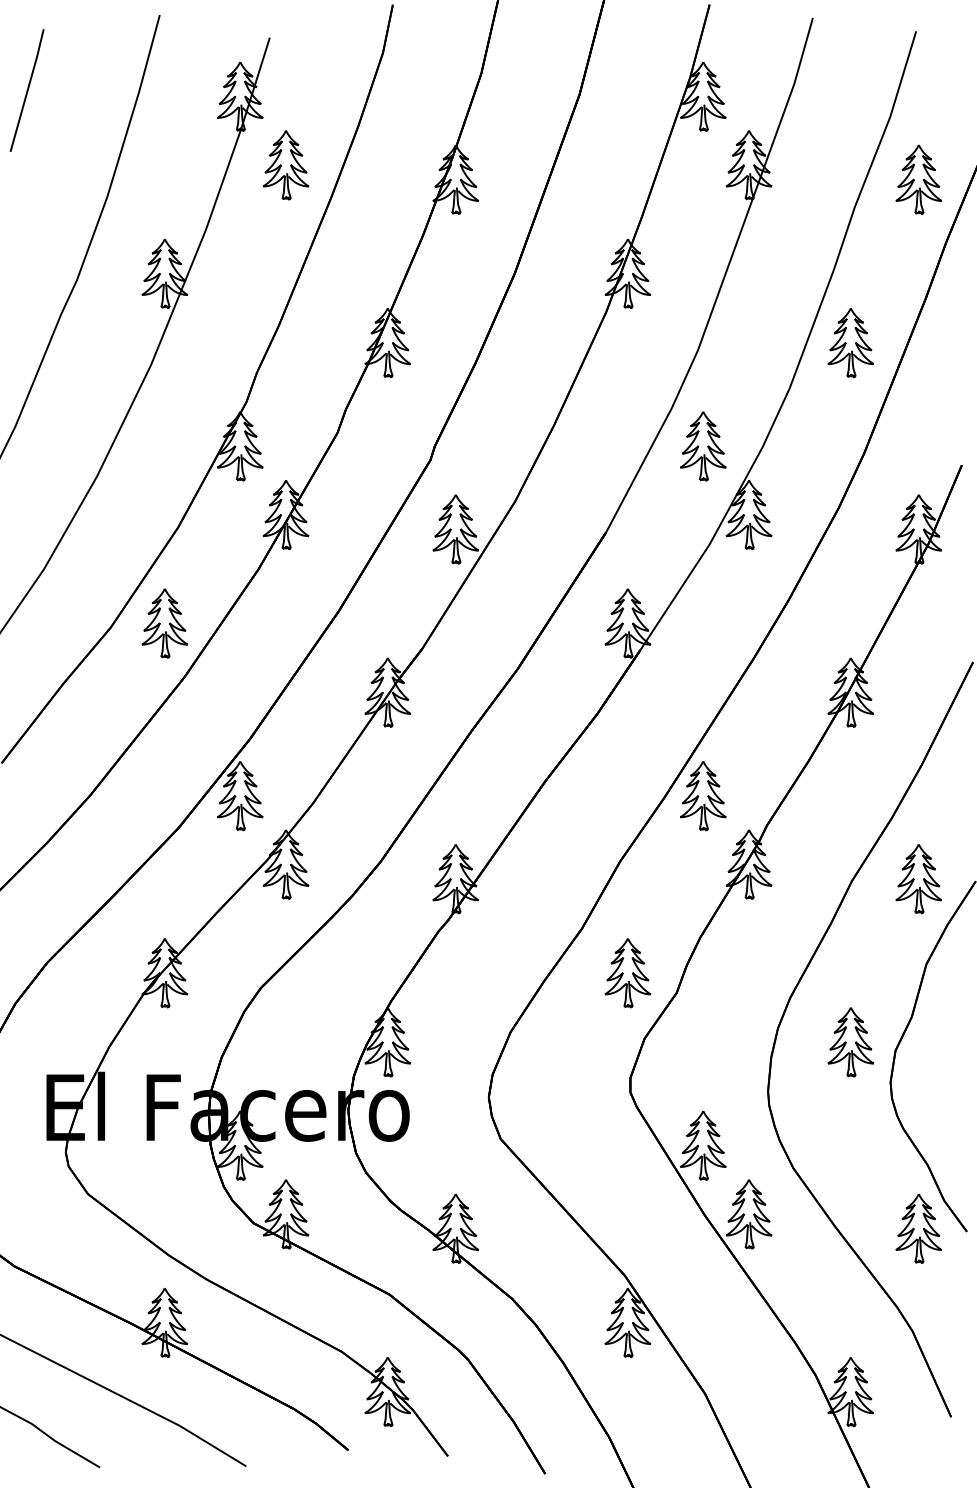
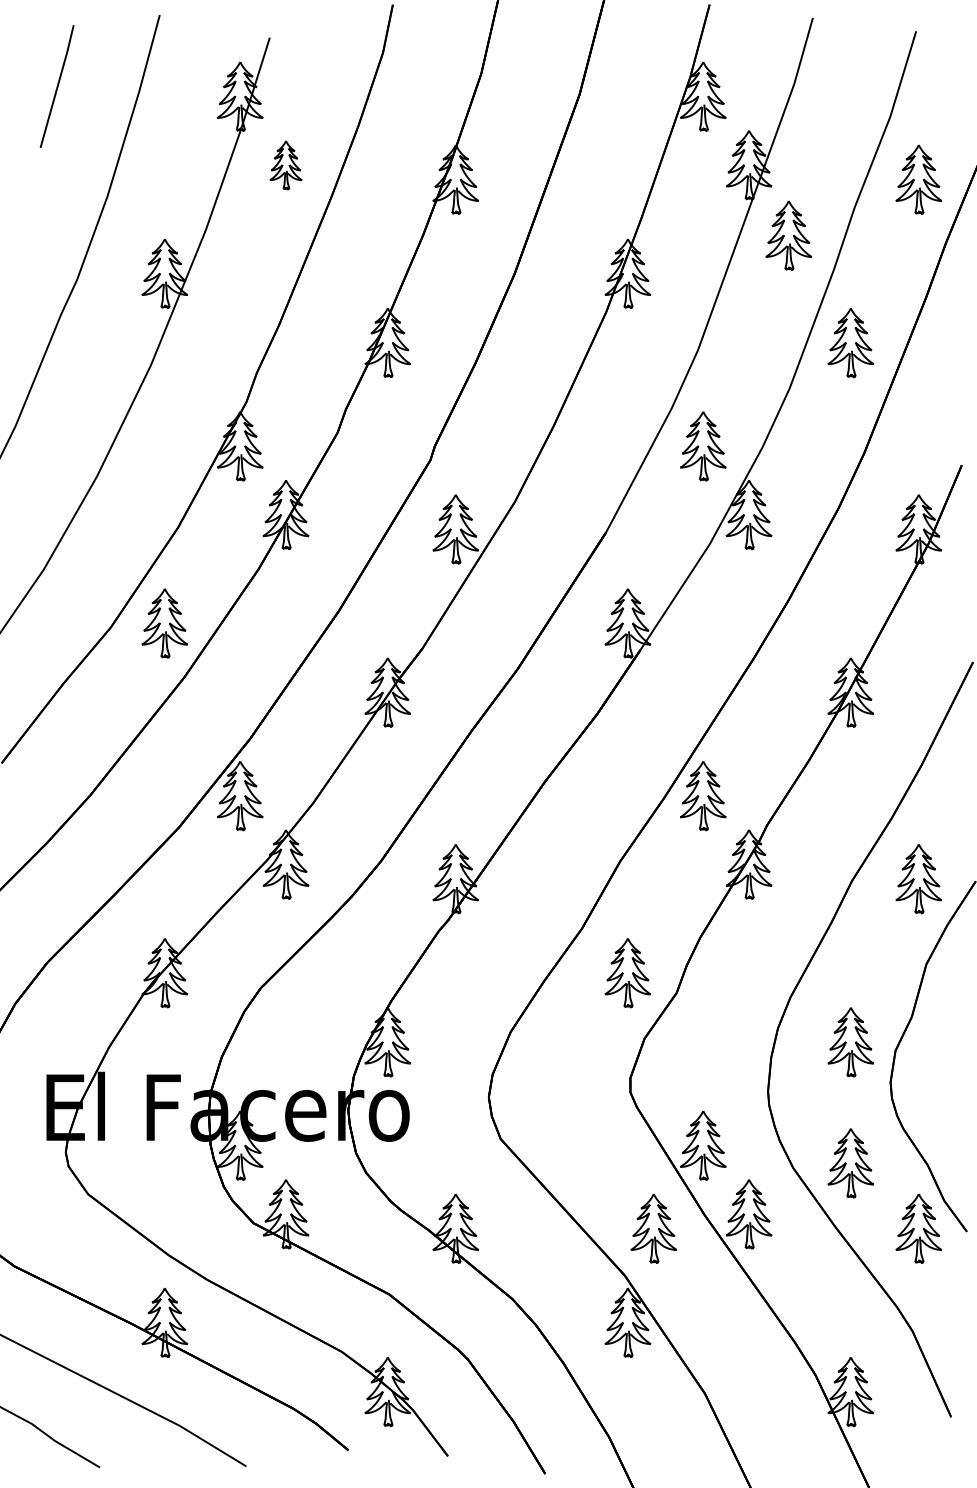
line position: (26, 90) -> (56, 86) (56, 86)
part size: 48x71 px -> 34x51 px (285, 165)
part: none -> present (788, 235)
part: none -> present (850, 1163)
part: none -> present (653, 1228)
